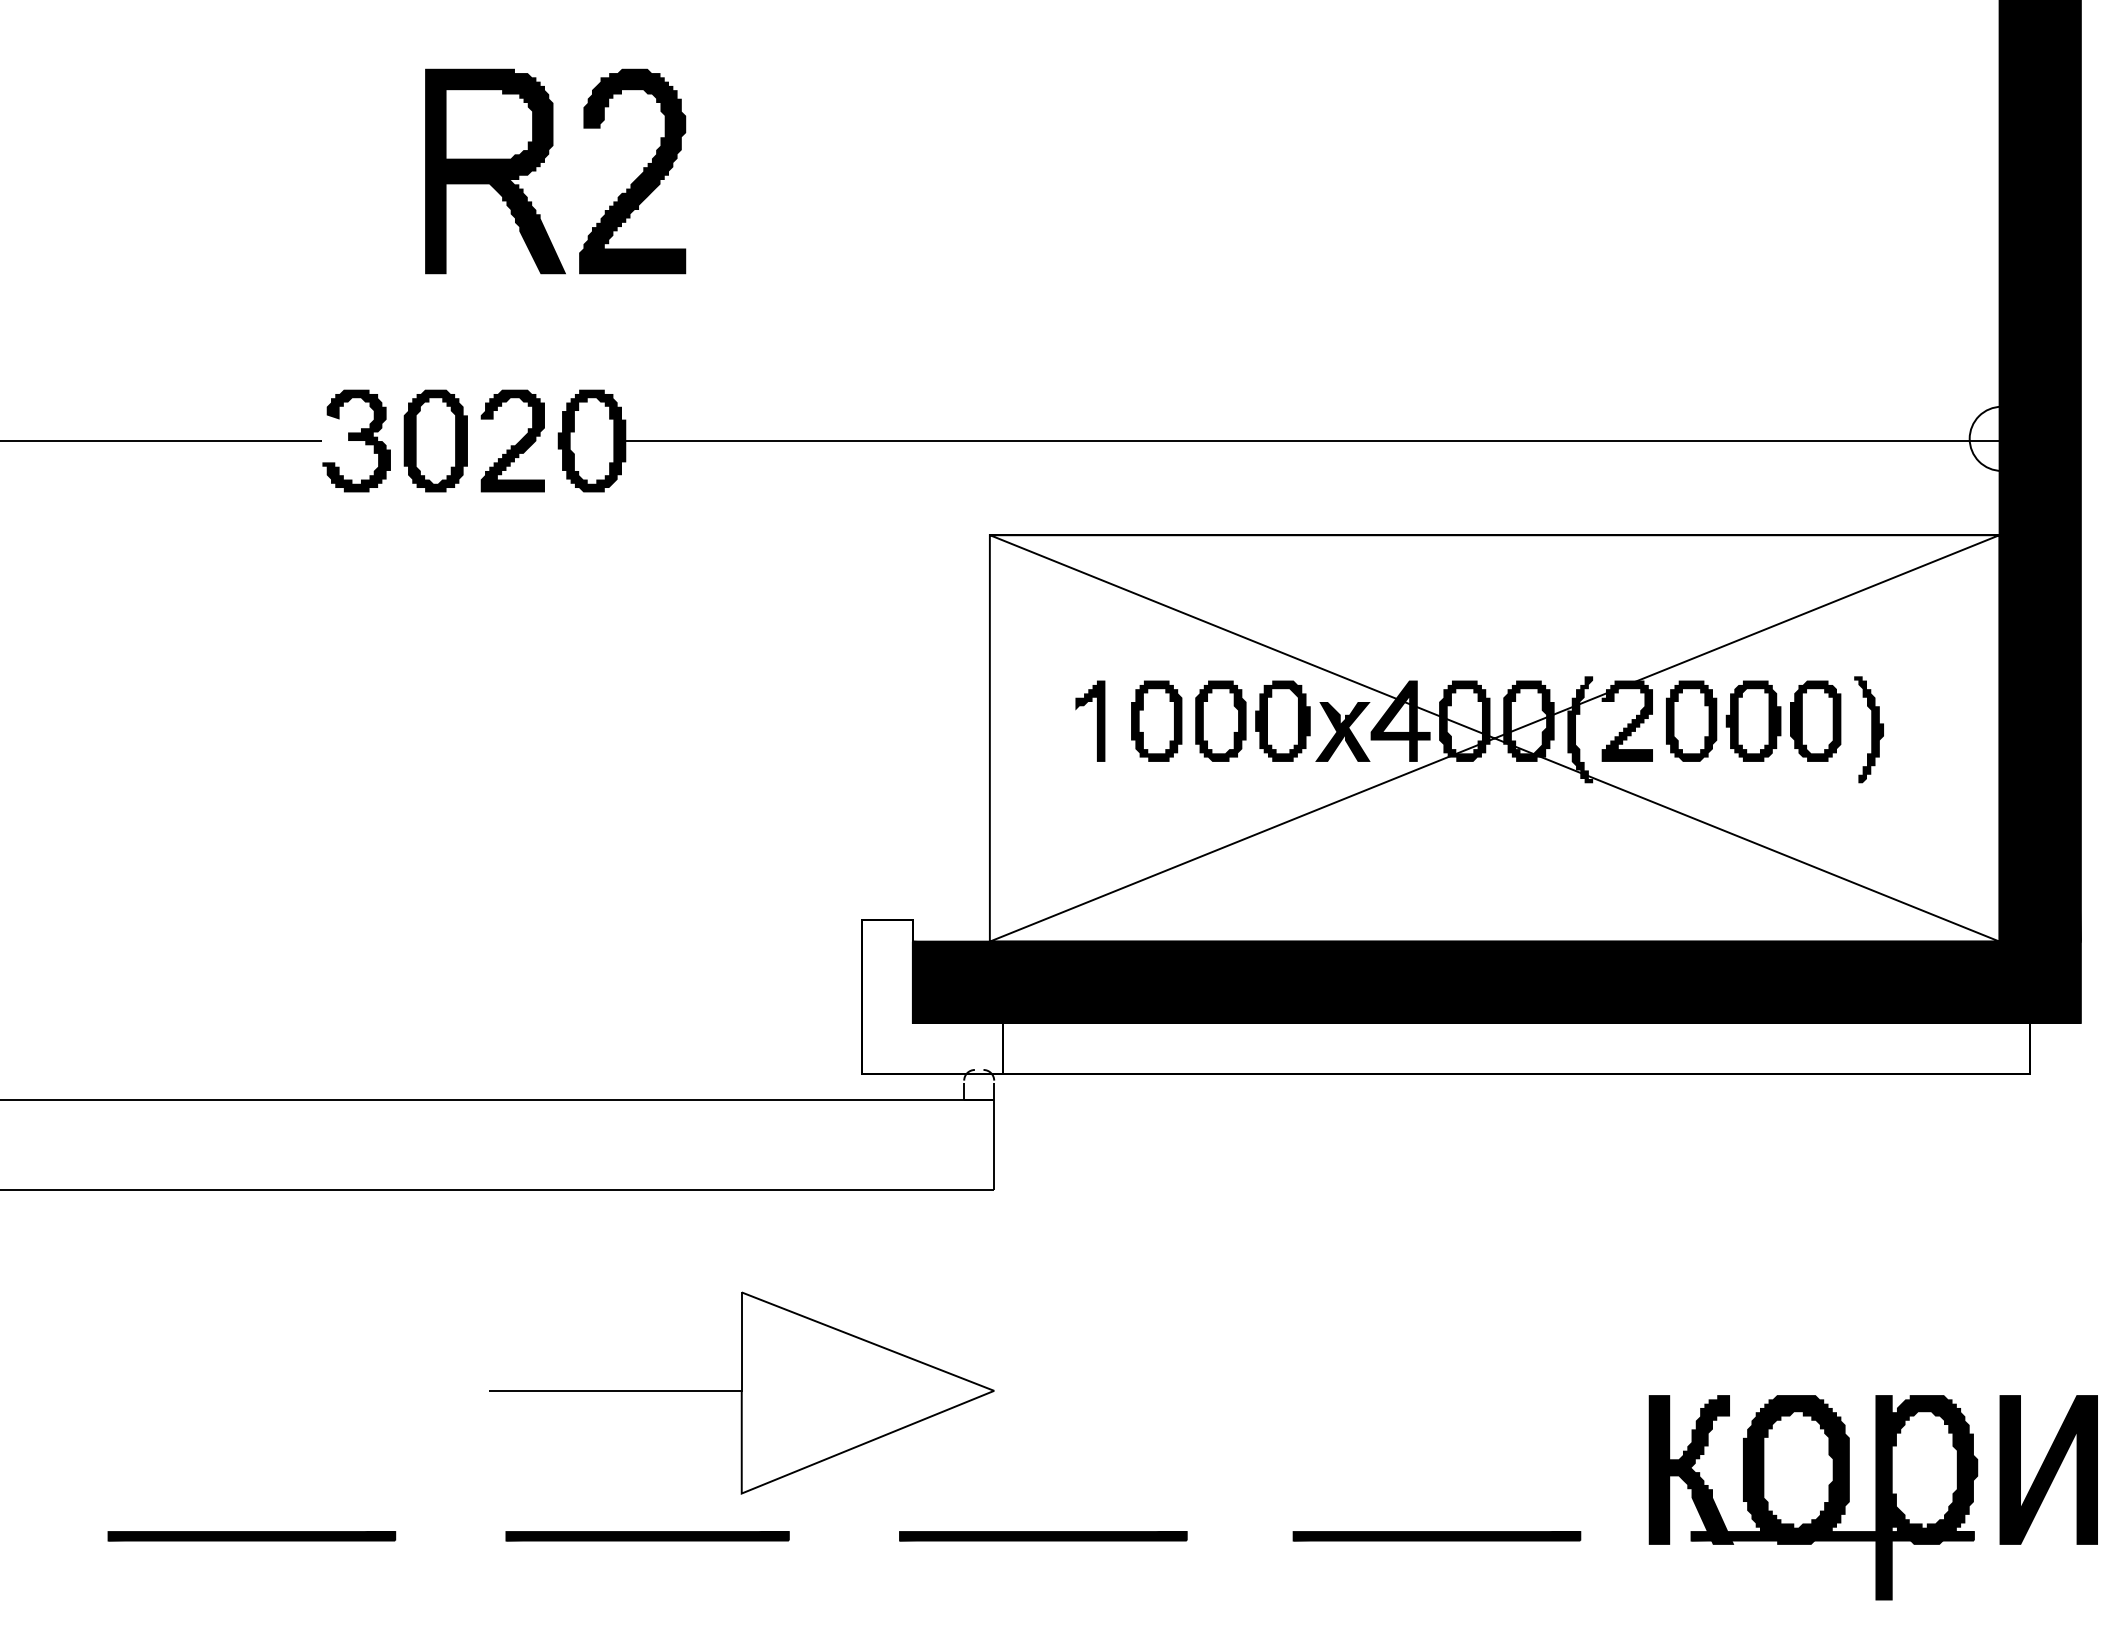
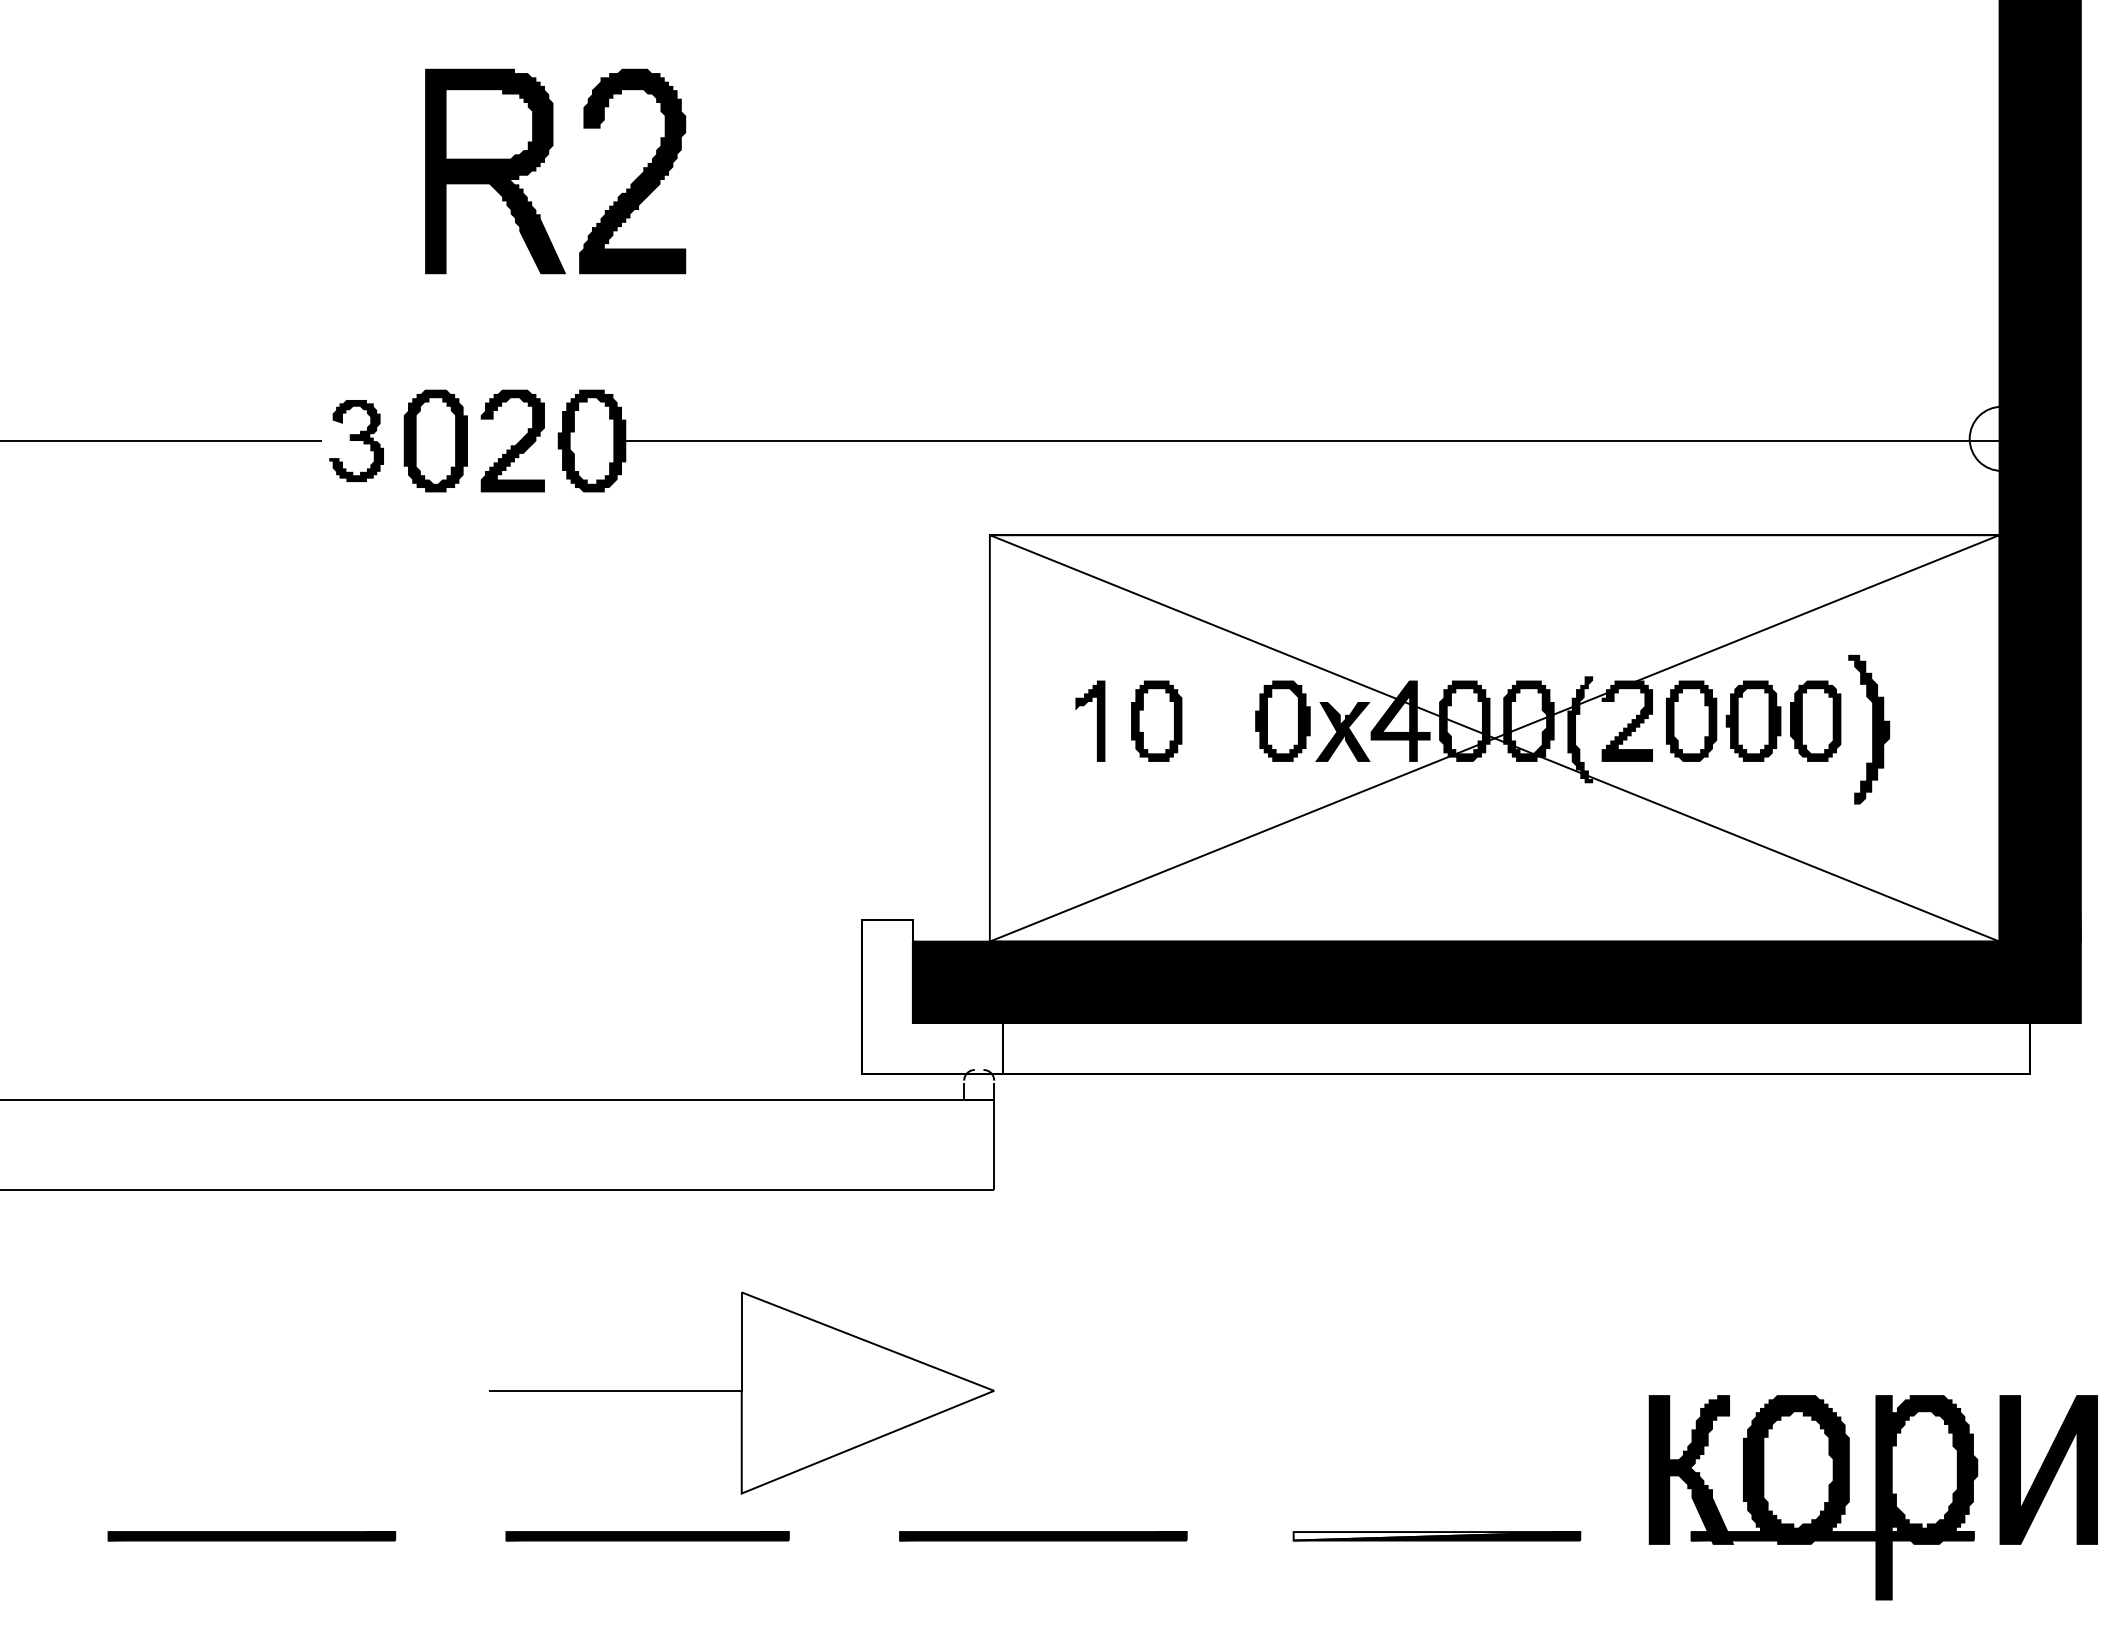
part size: 69x104 px -> 55x82 px (356, 440)
part: present -> none (1220, 720)
part size: 30x108 px -> 43x151 px (1869, 729)
fill: present -> none (1436, 1536)
